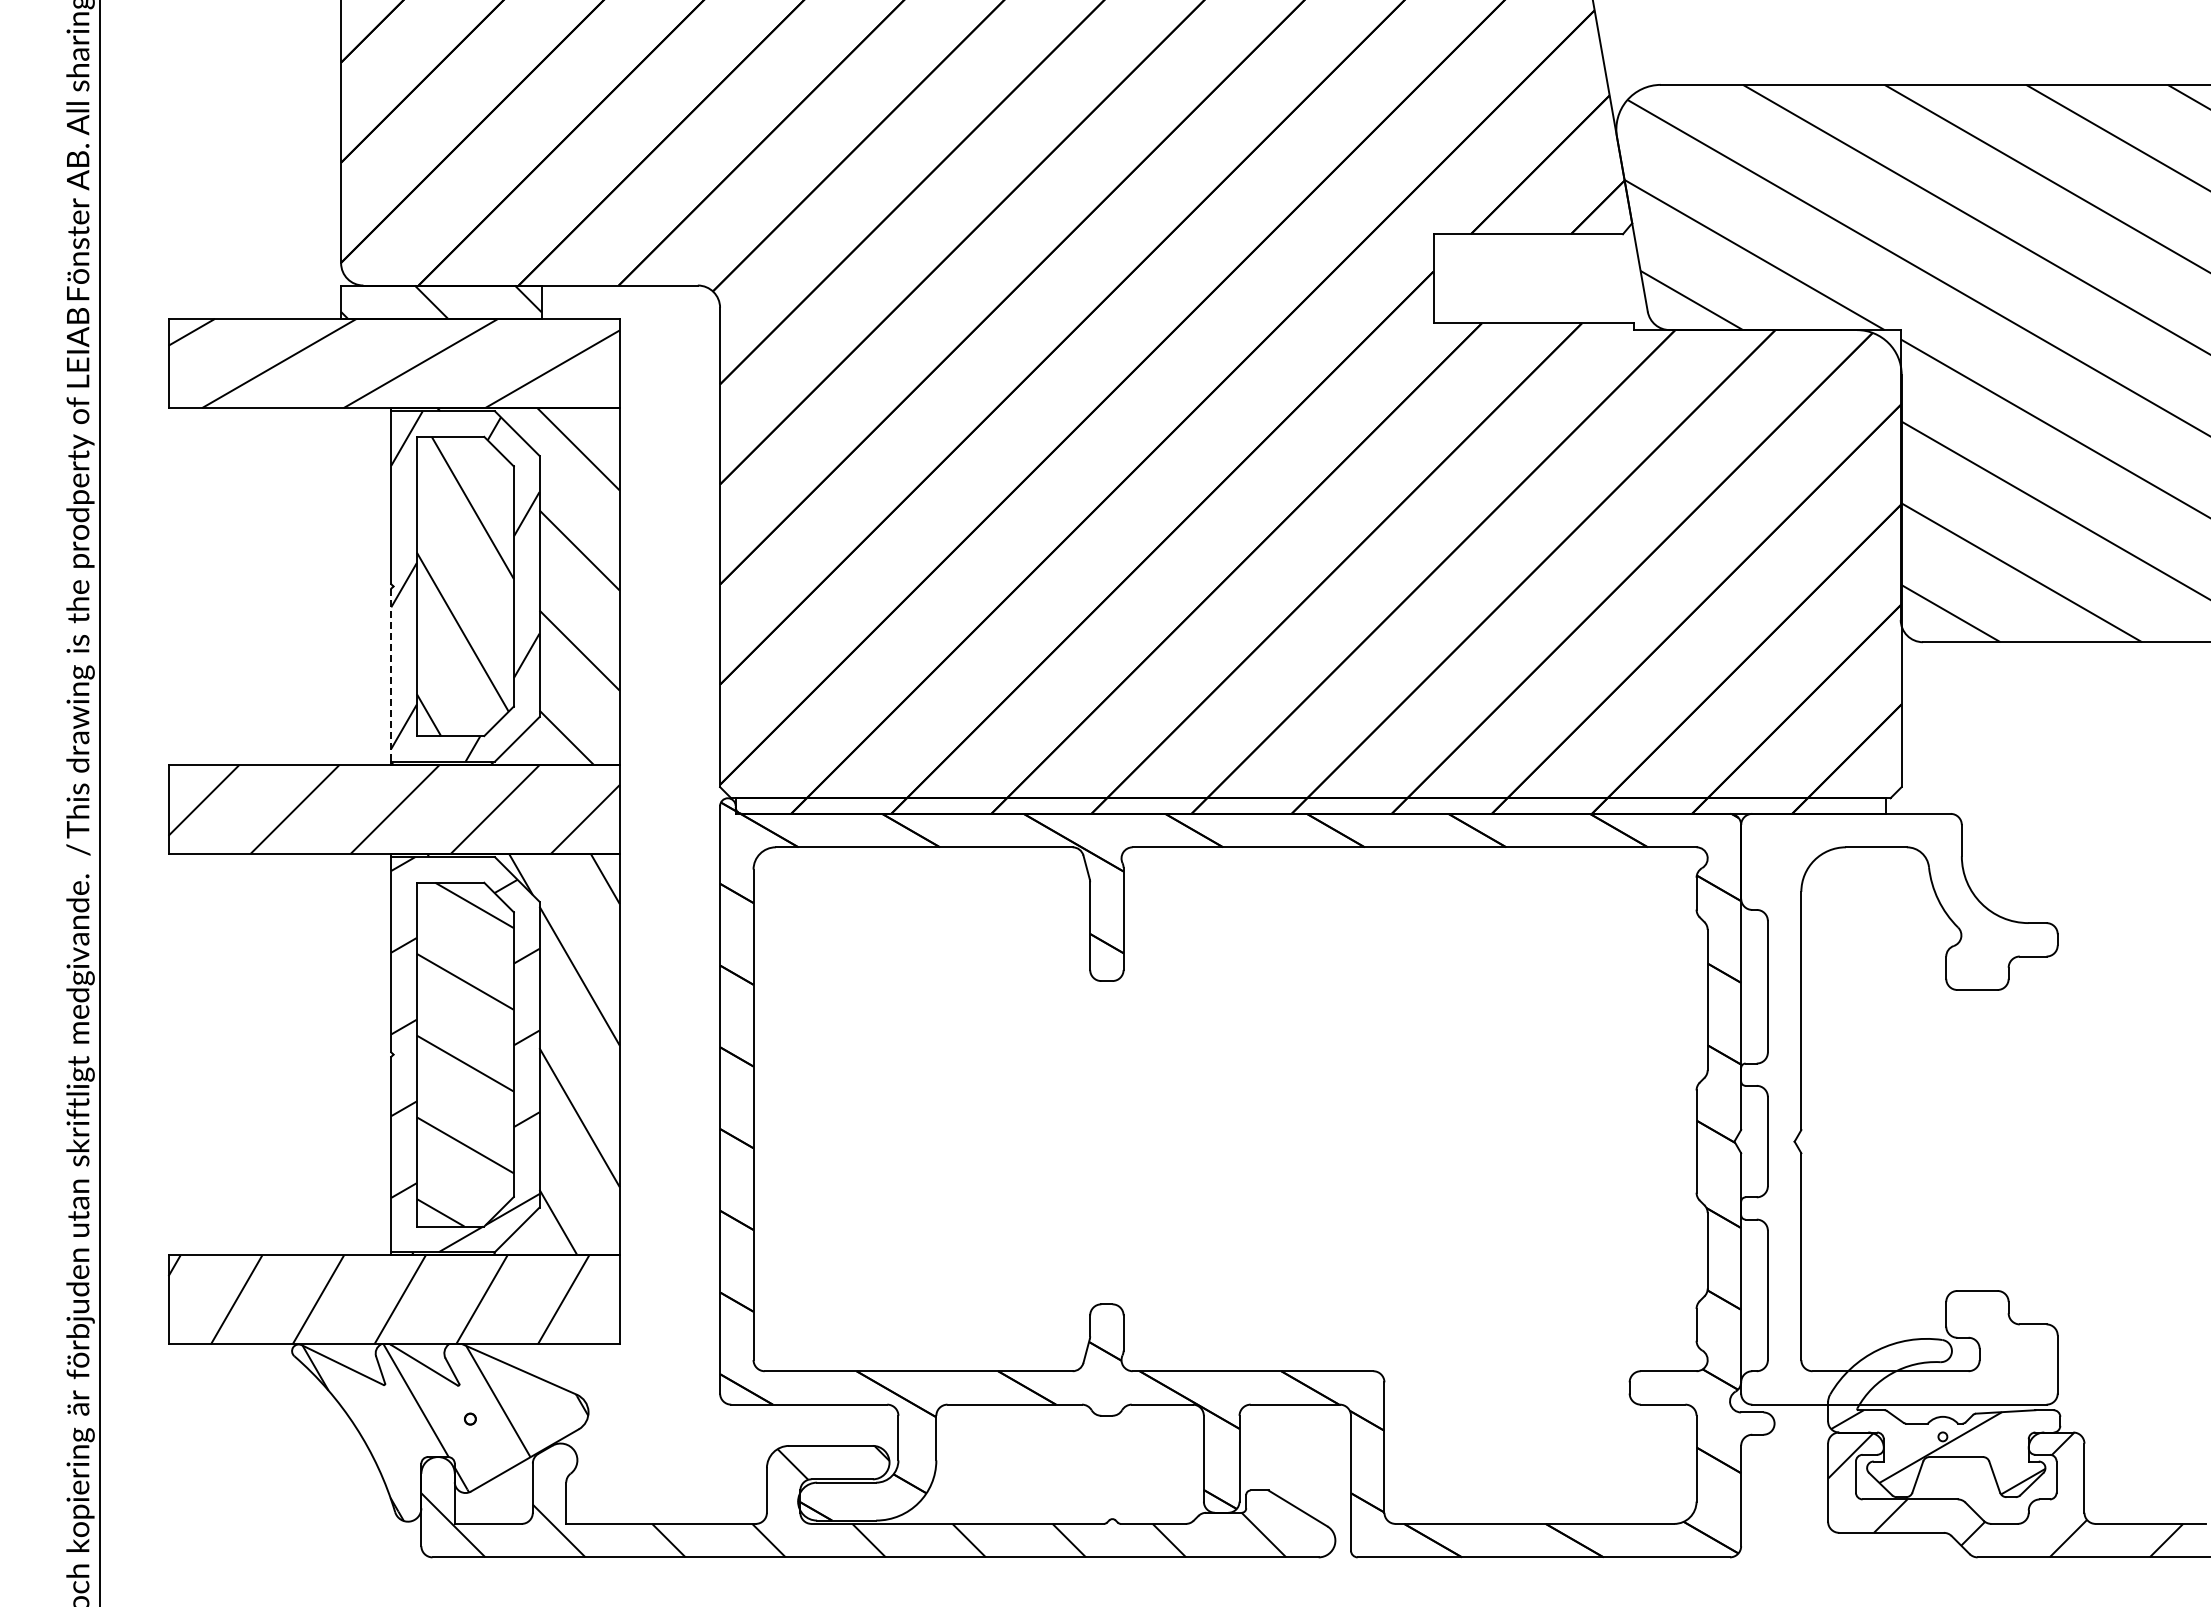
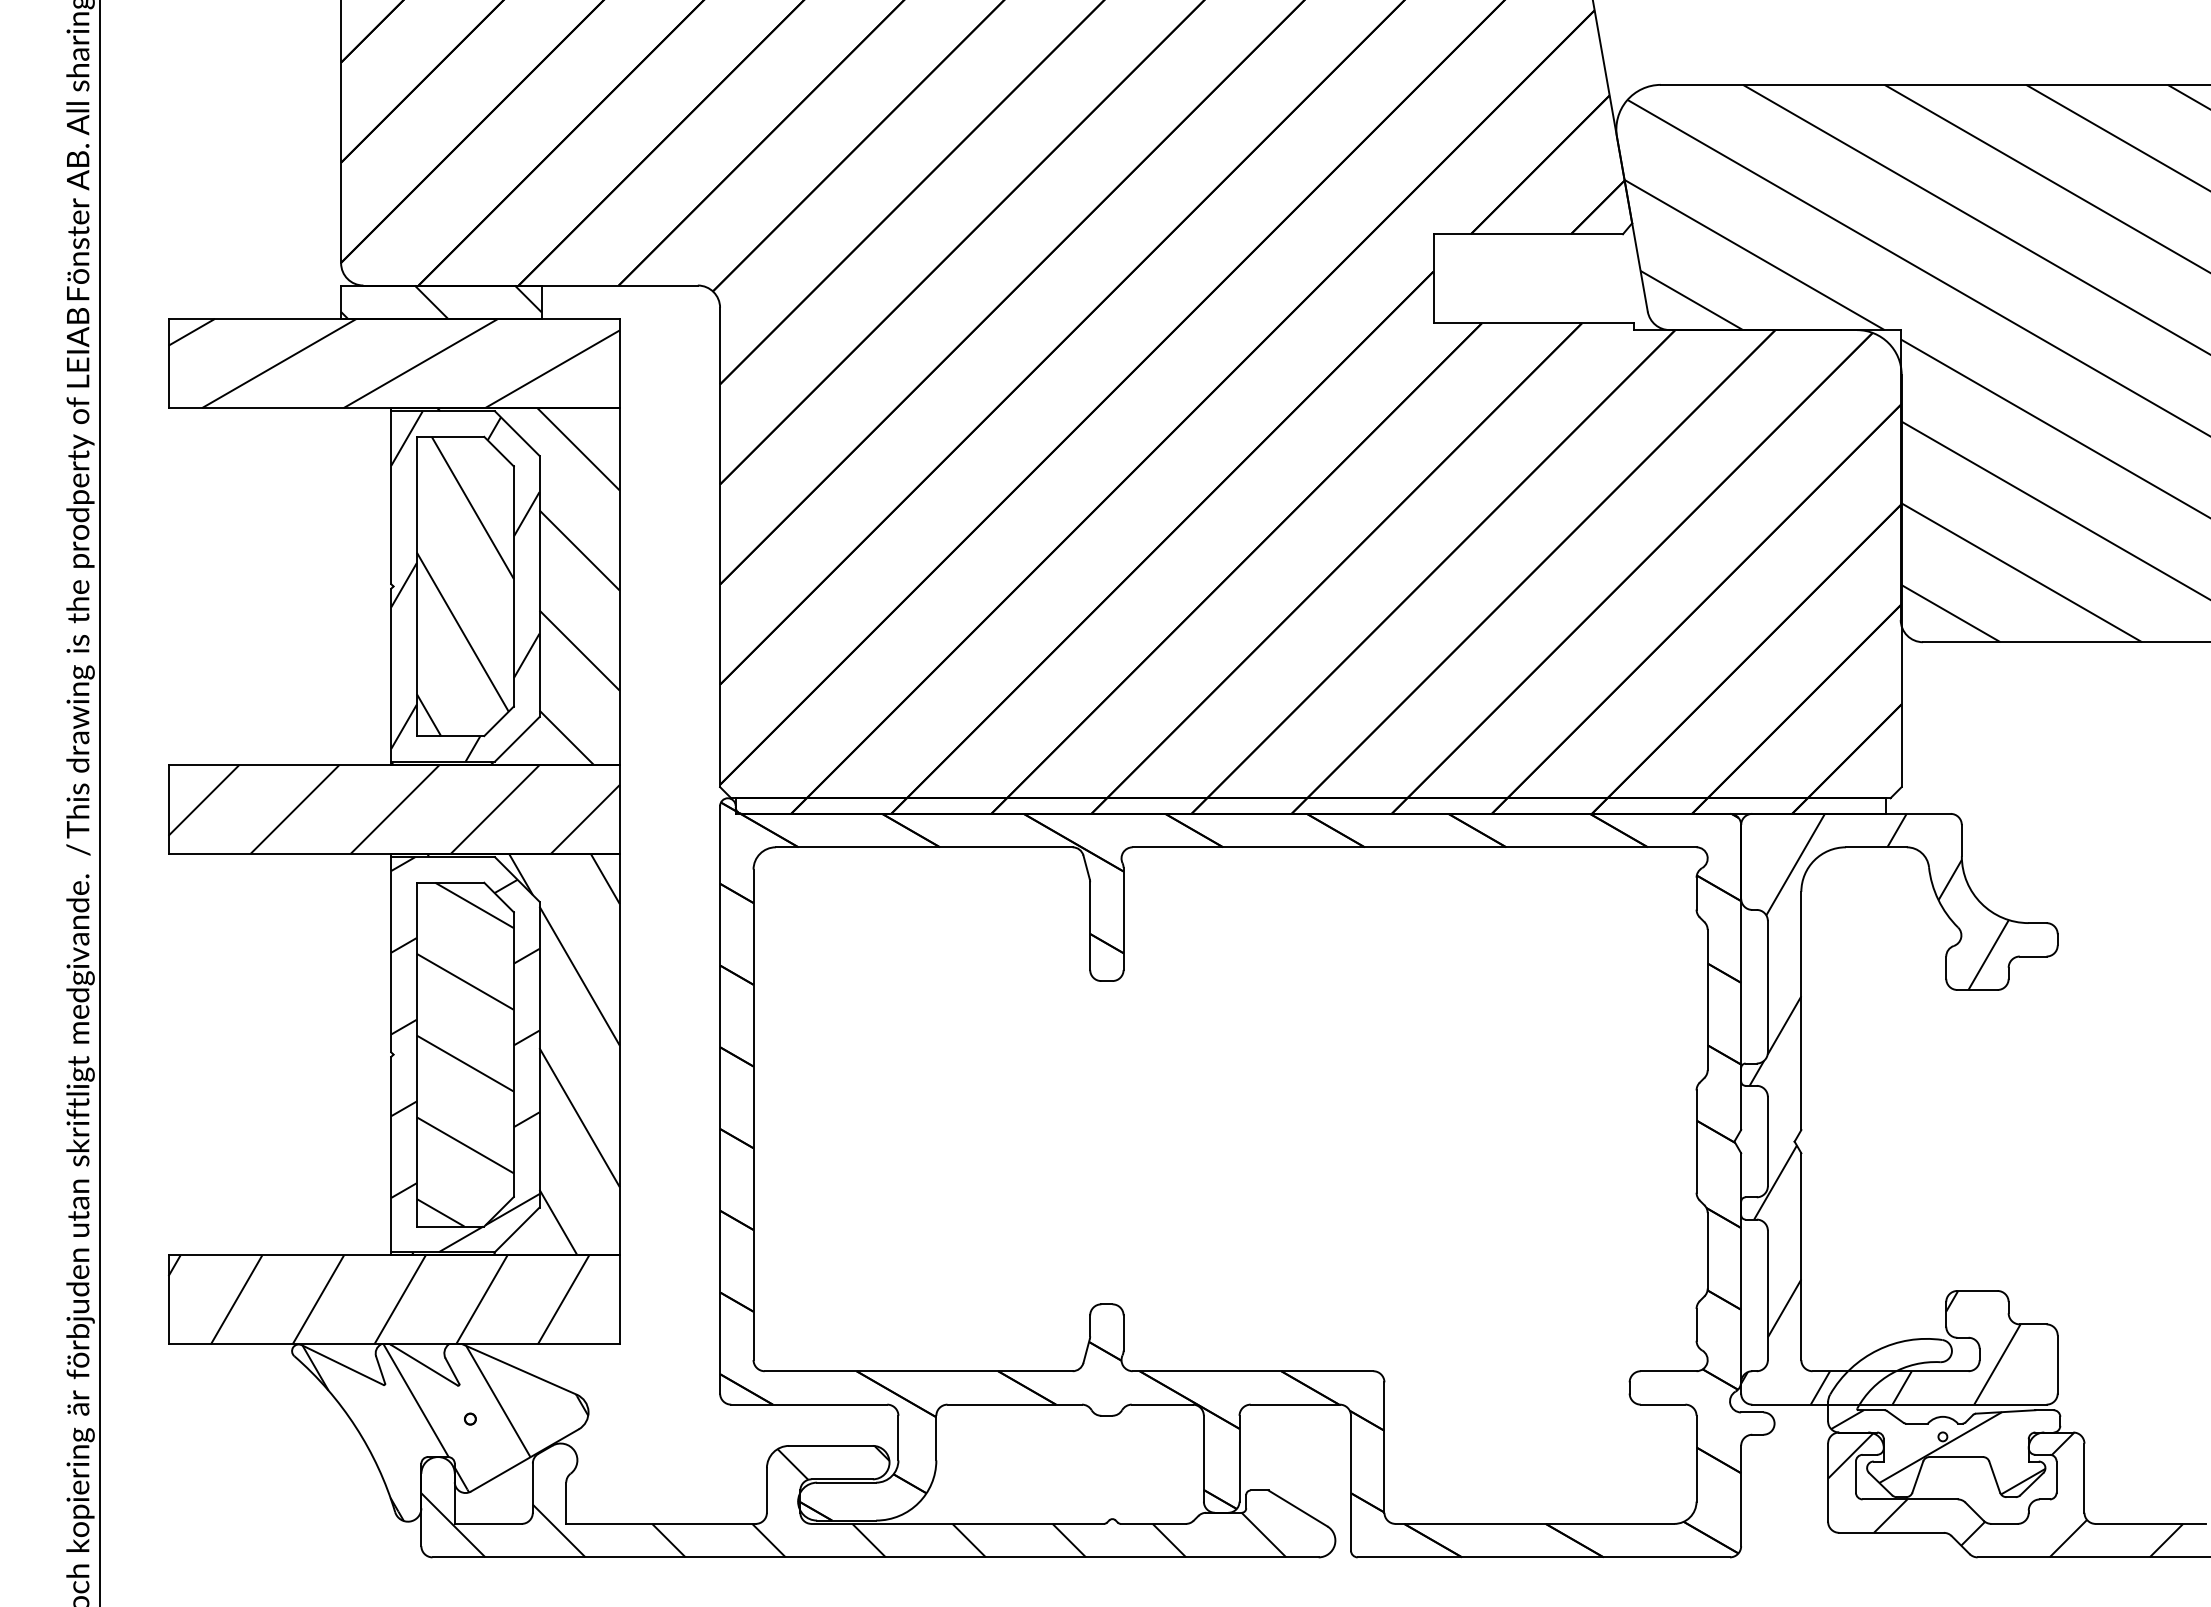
line: dashed -> solid (391, 675)
hatch: none -> present (1880, 1108)
